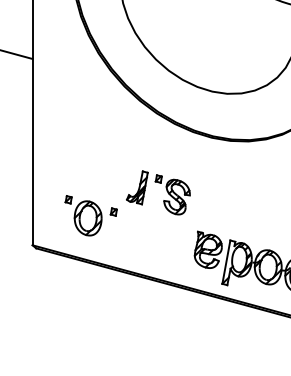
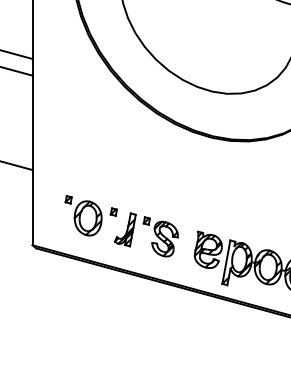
line: none -> present (17, 71)
line: none -> present (17, 165)
part position: (166, 191) -> (154, 233) (154, 233)
